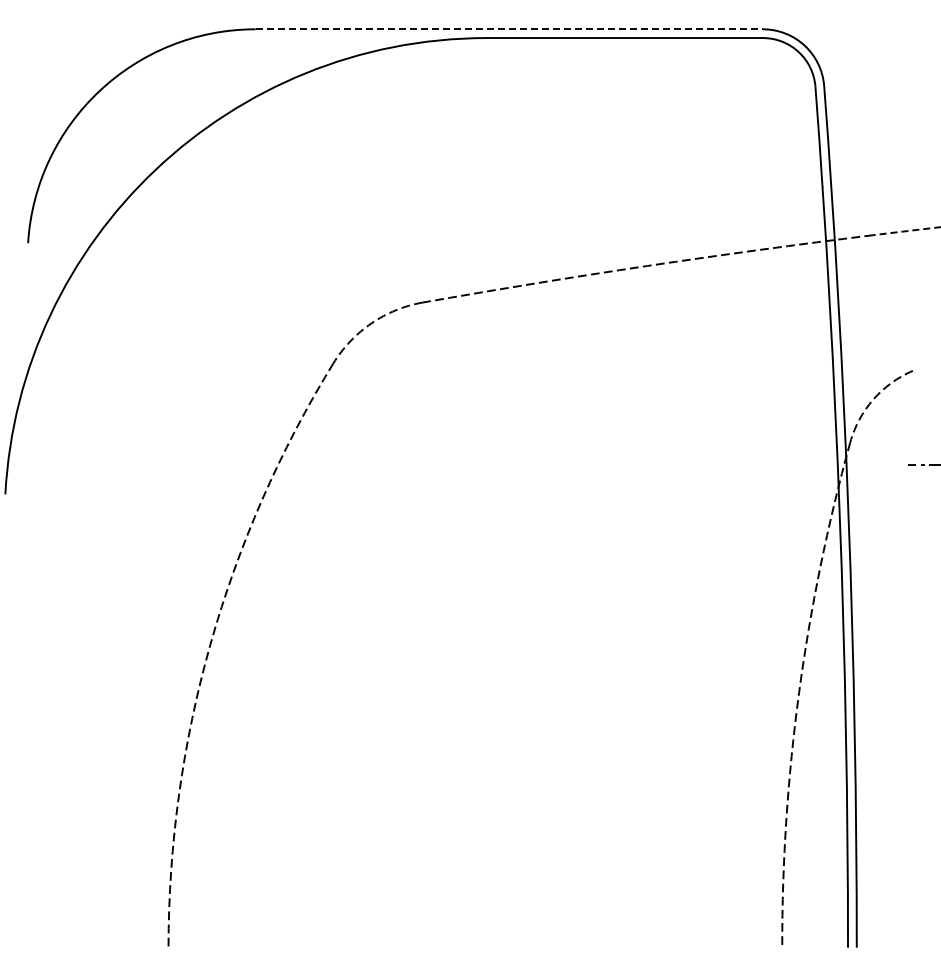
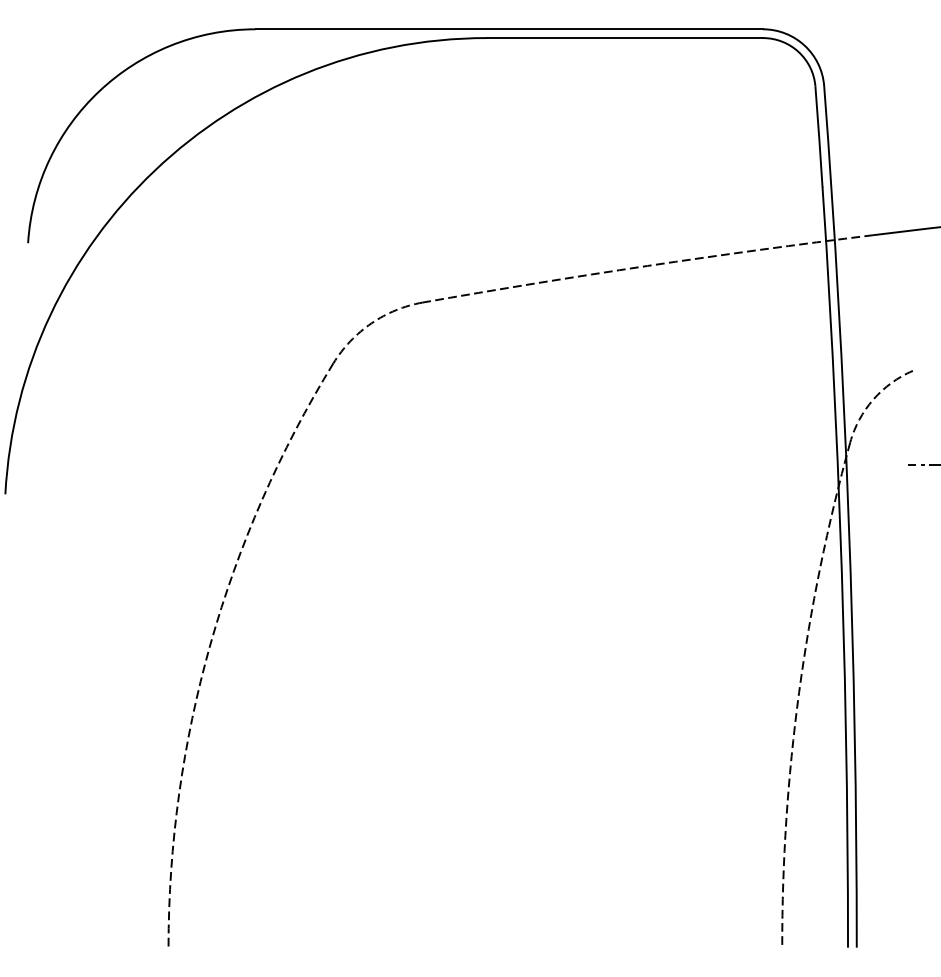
line: dashed -> solid (509, 29)
arc: dashed -> solid (906, 231)
